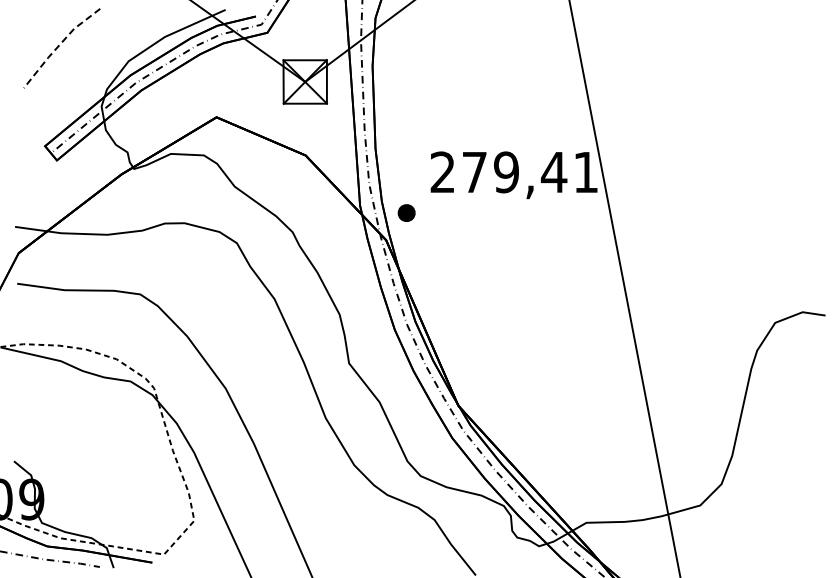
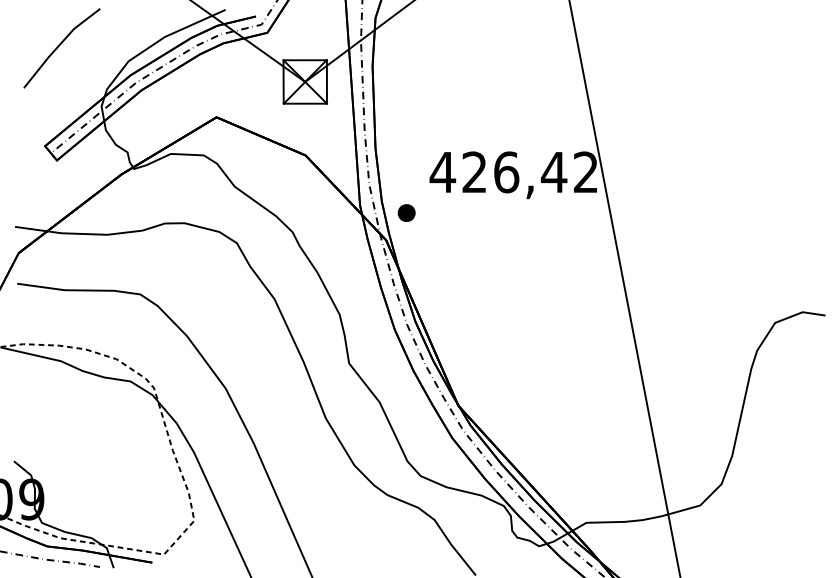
line: dashed -> solid (58, 45)
text: 279,41 -> 426,42 (513, 172)
